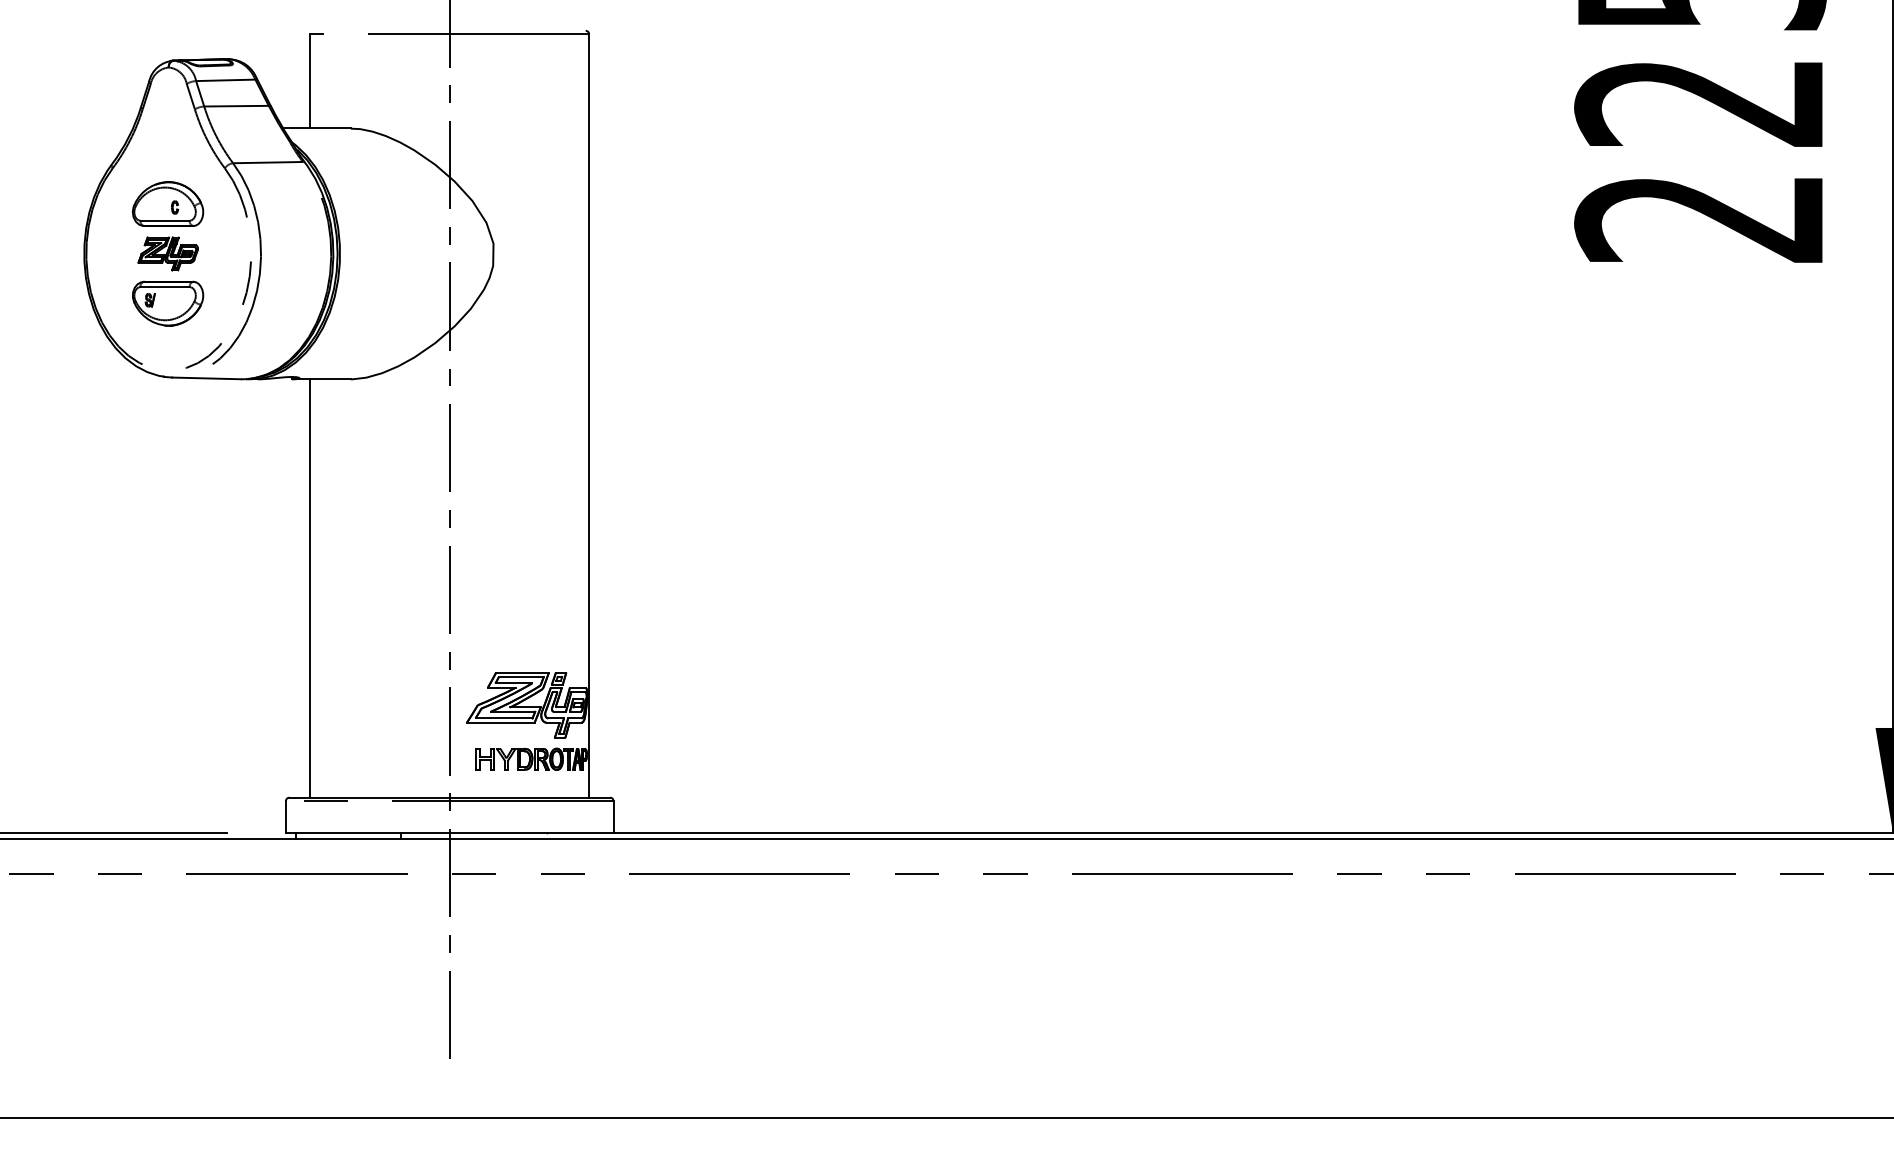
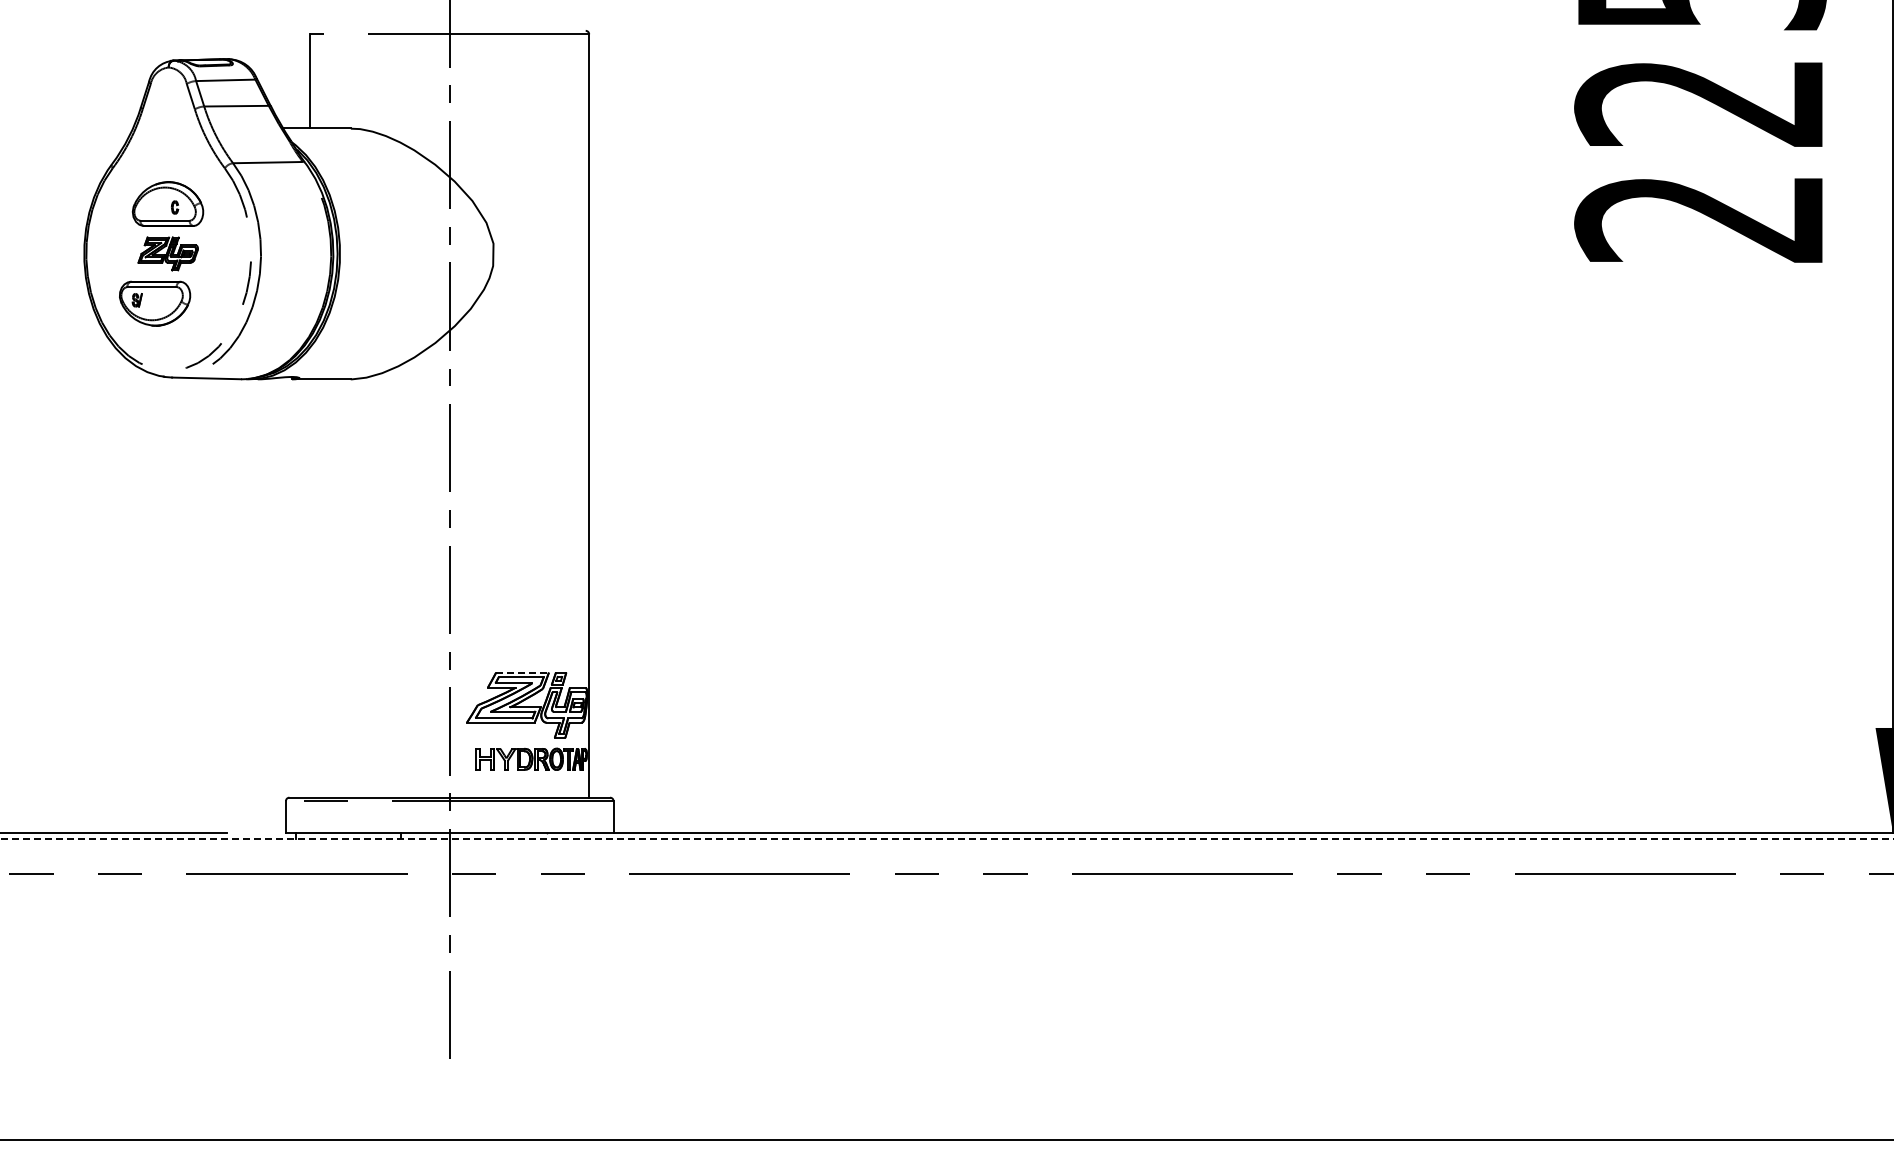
part position: (168, 303) -> (155, 303) (155, 303)
line: present -> none (310, 588)
line: solid -> dashed (523, 672)
line: solid -> dashed (947, 838)
line position: (946, 1117) -> (946, 1139) (946, 1139)
